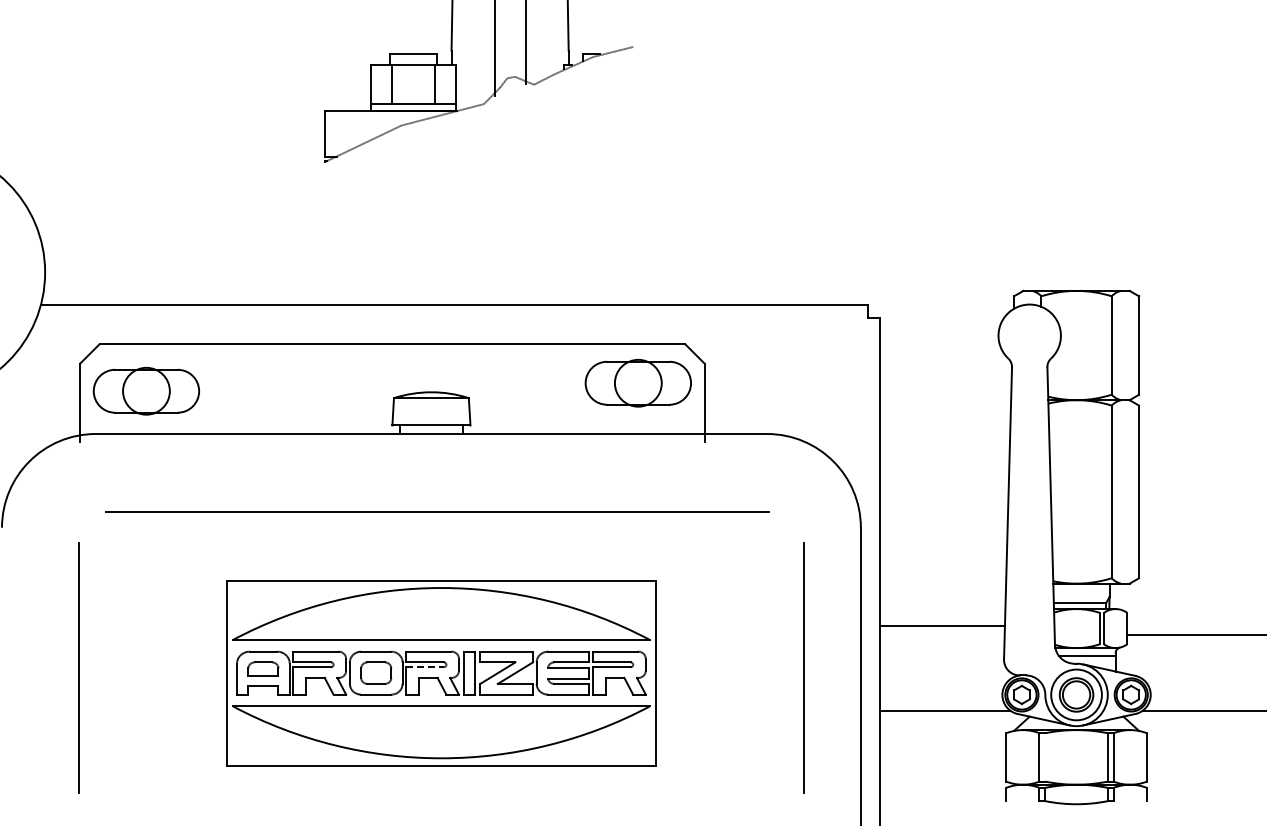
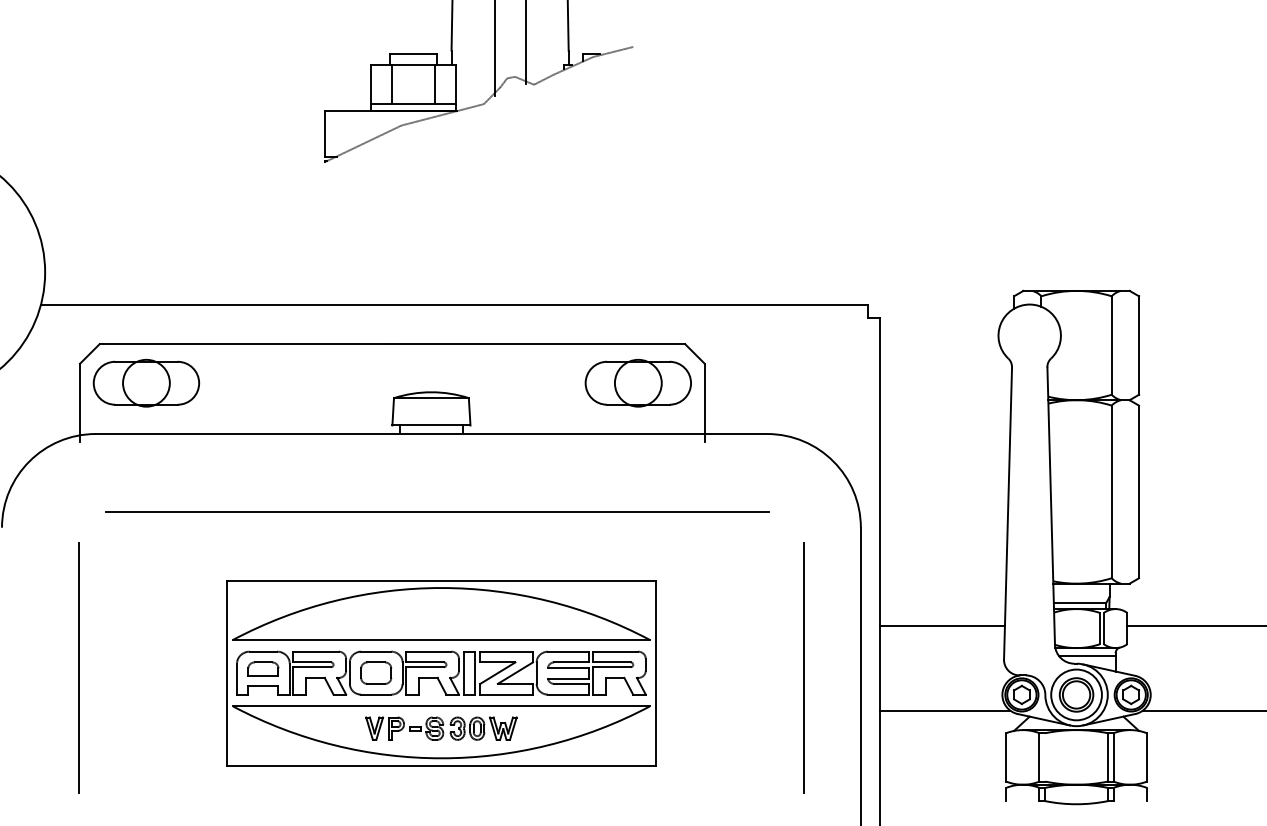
part position: (146, 391) -> (146, 383) (146, 383)
line position: (1195, 634) -> (1195, 625) (1195, 625)
line: dashed -> solid (425, 667)
part: none -> present (441, 728)
